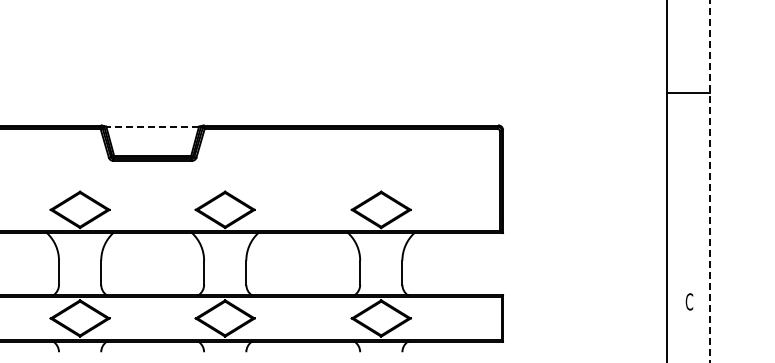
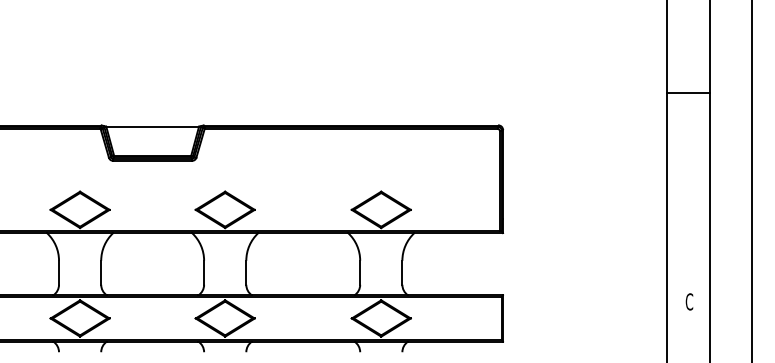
line: dashed -> solid (152, 126)
line: none -> present (751, 180)
line: dashed -> solid (709, 181)
